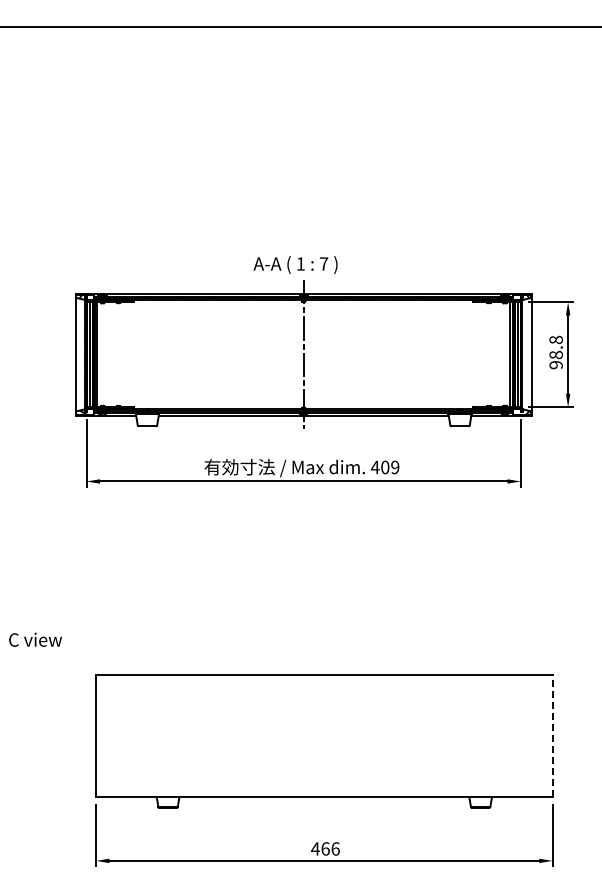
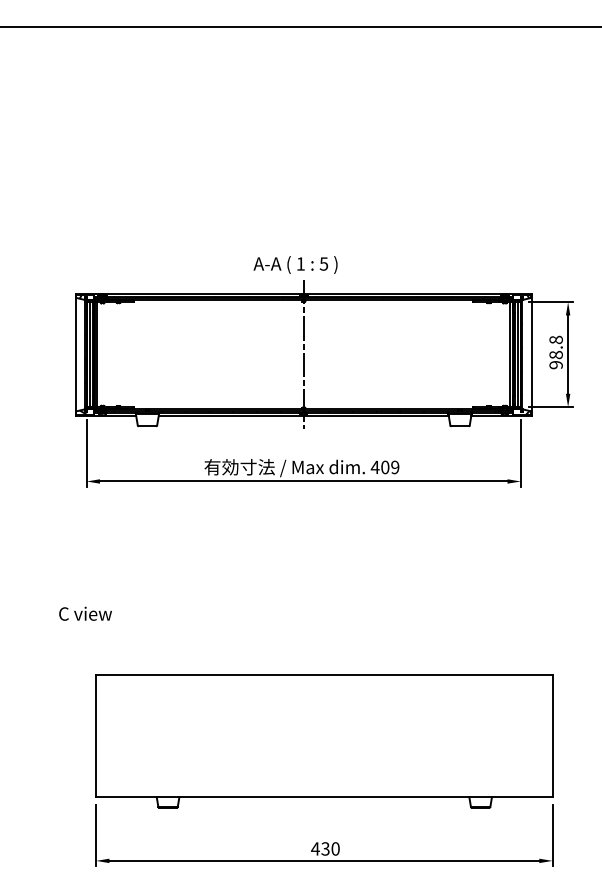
text: 7 -> 5 (323, 263)
text position: (35, 639) -> (85, 613) (85, 613)
line: dashed -> solid (552, 735)
text: 466 -> 430 (330, 848)
